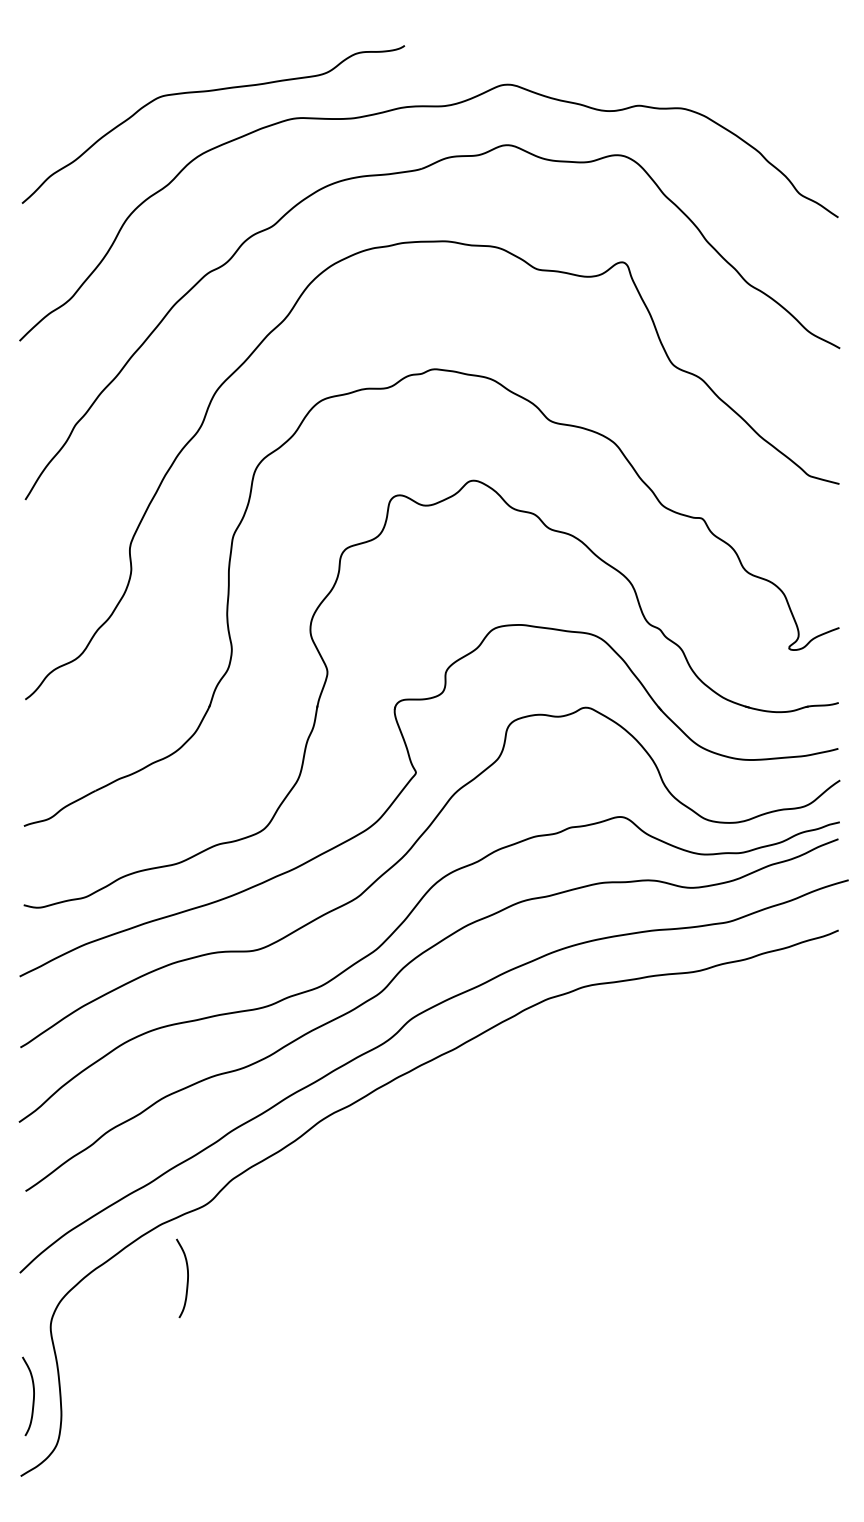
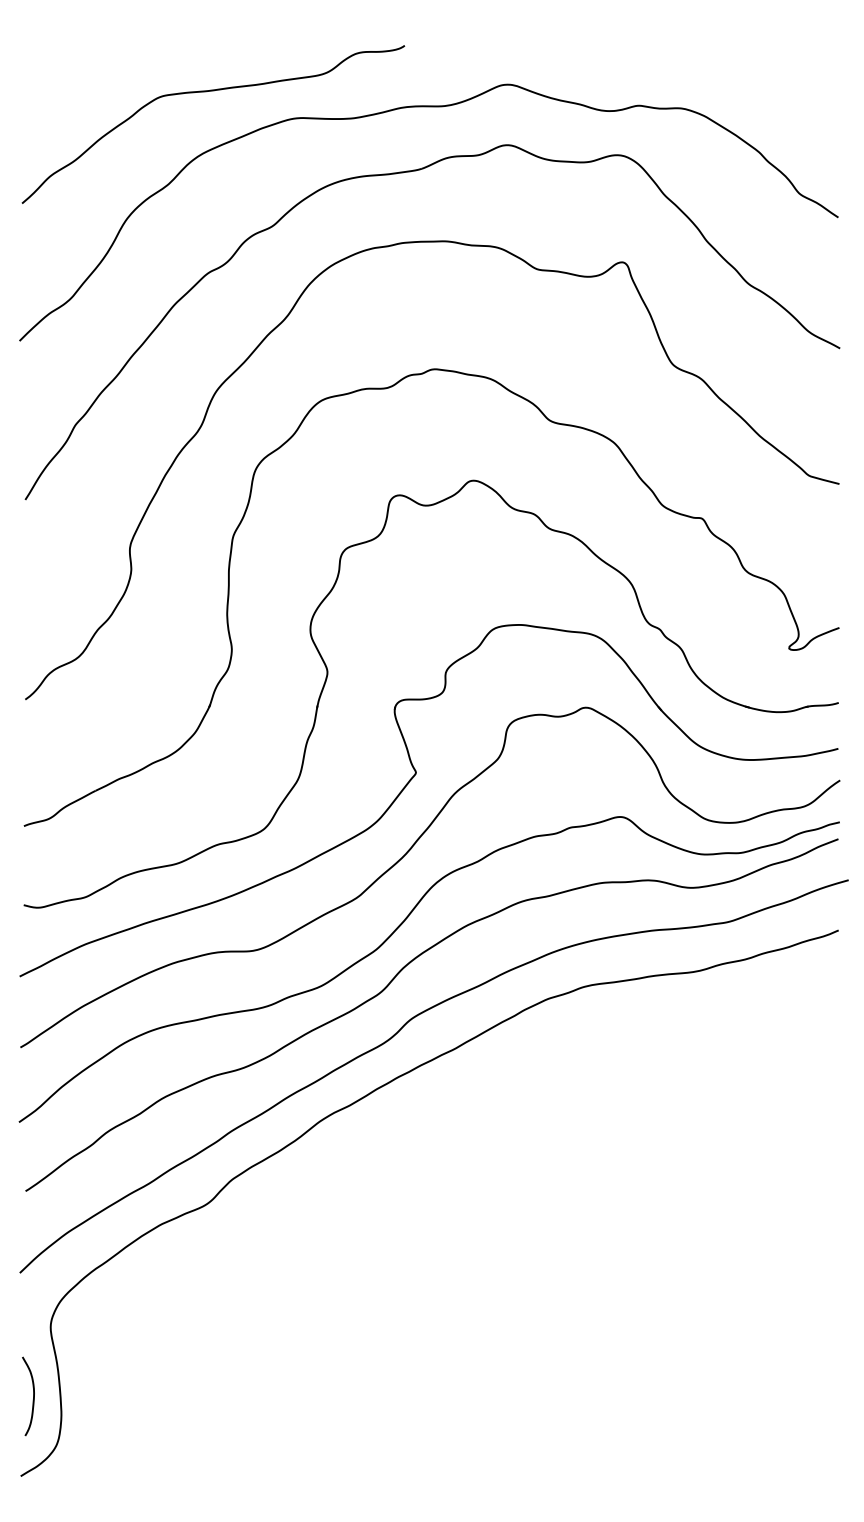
curve: present -> none (187, 1278)
